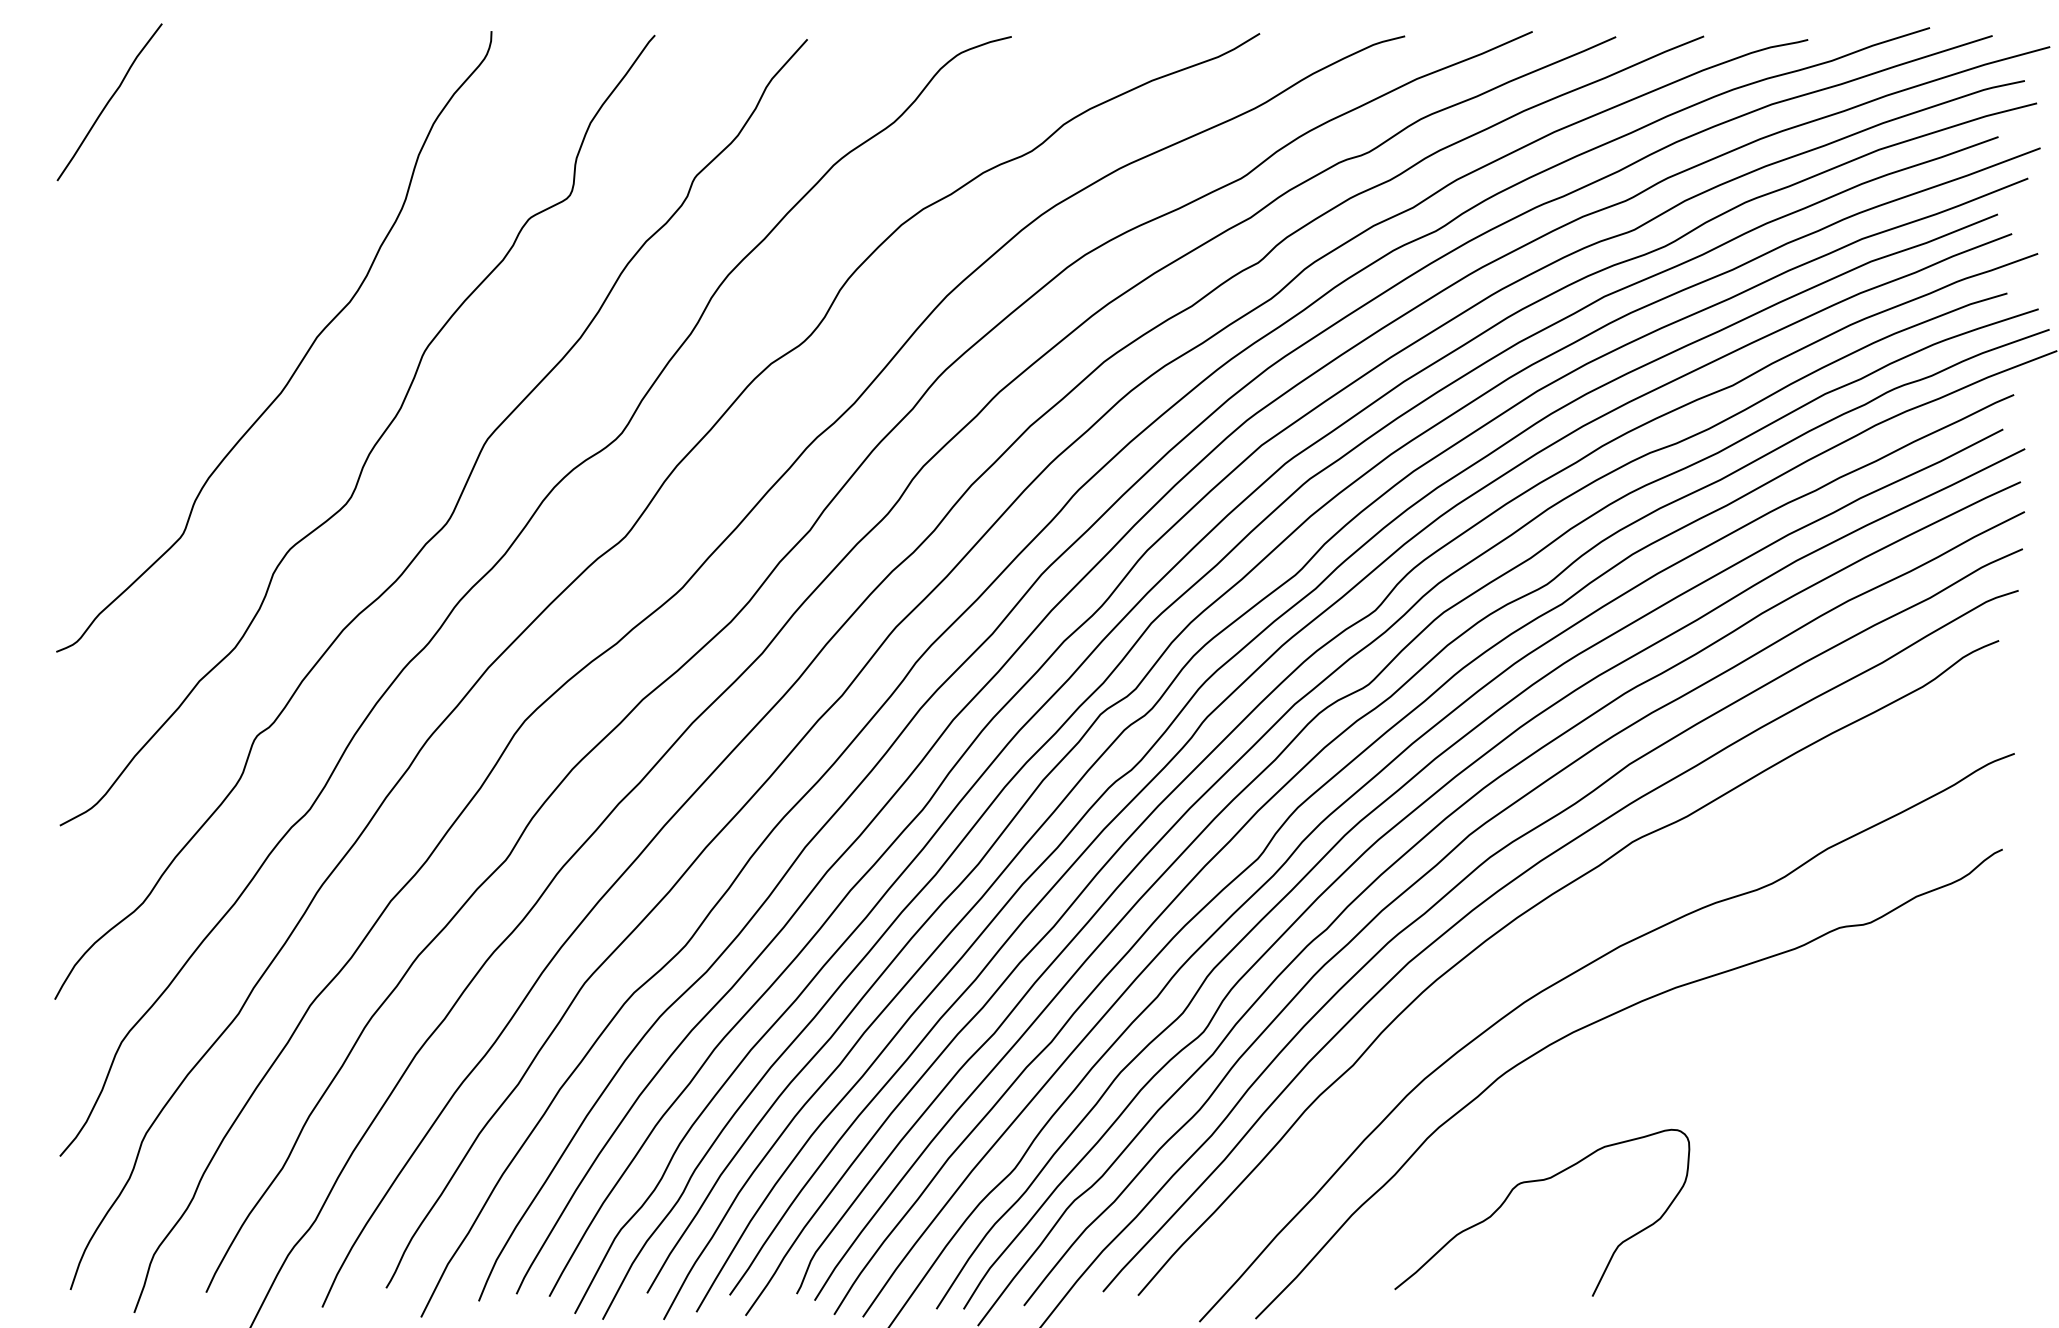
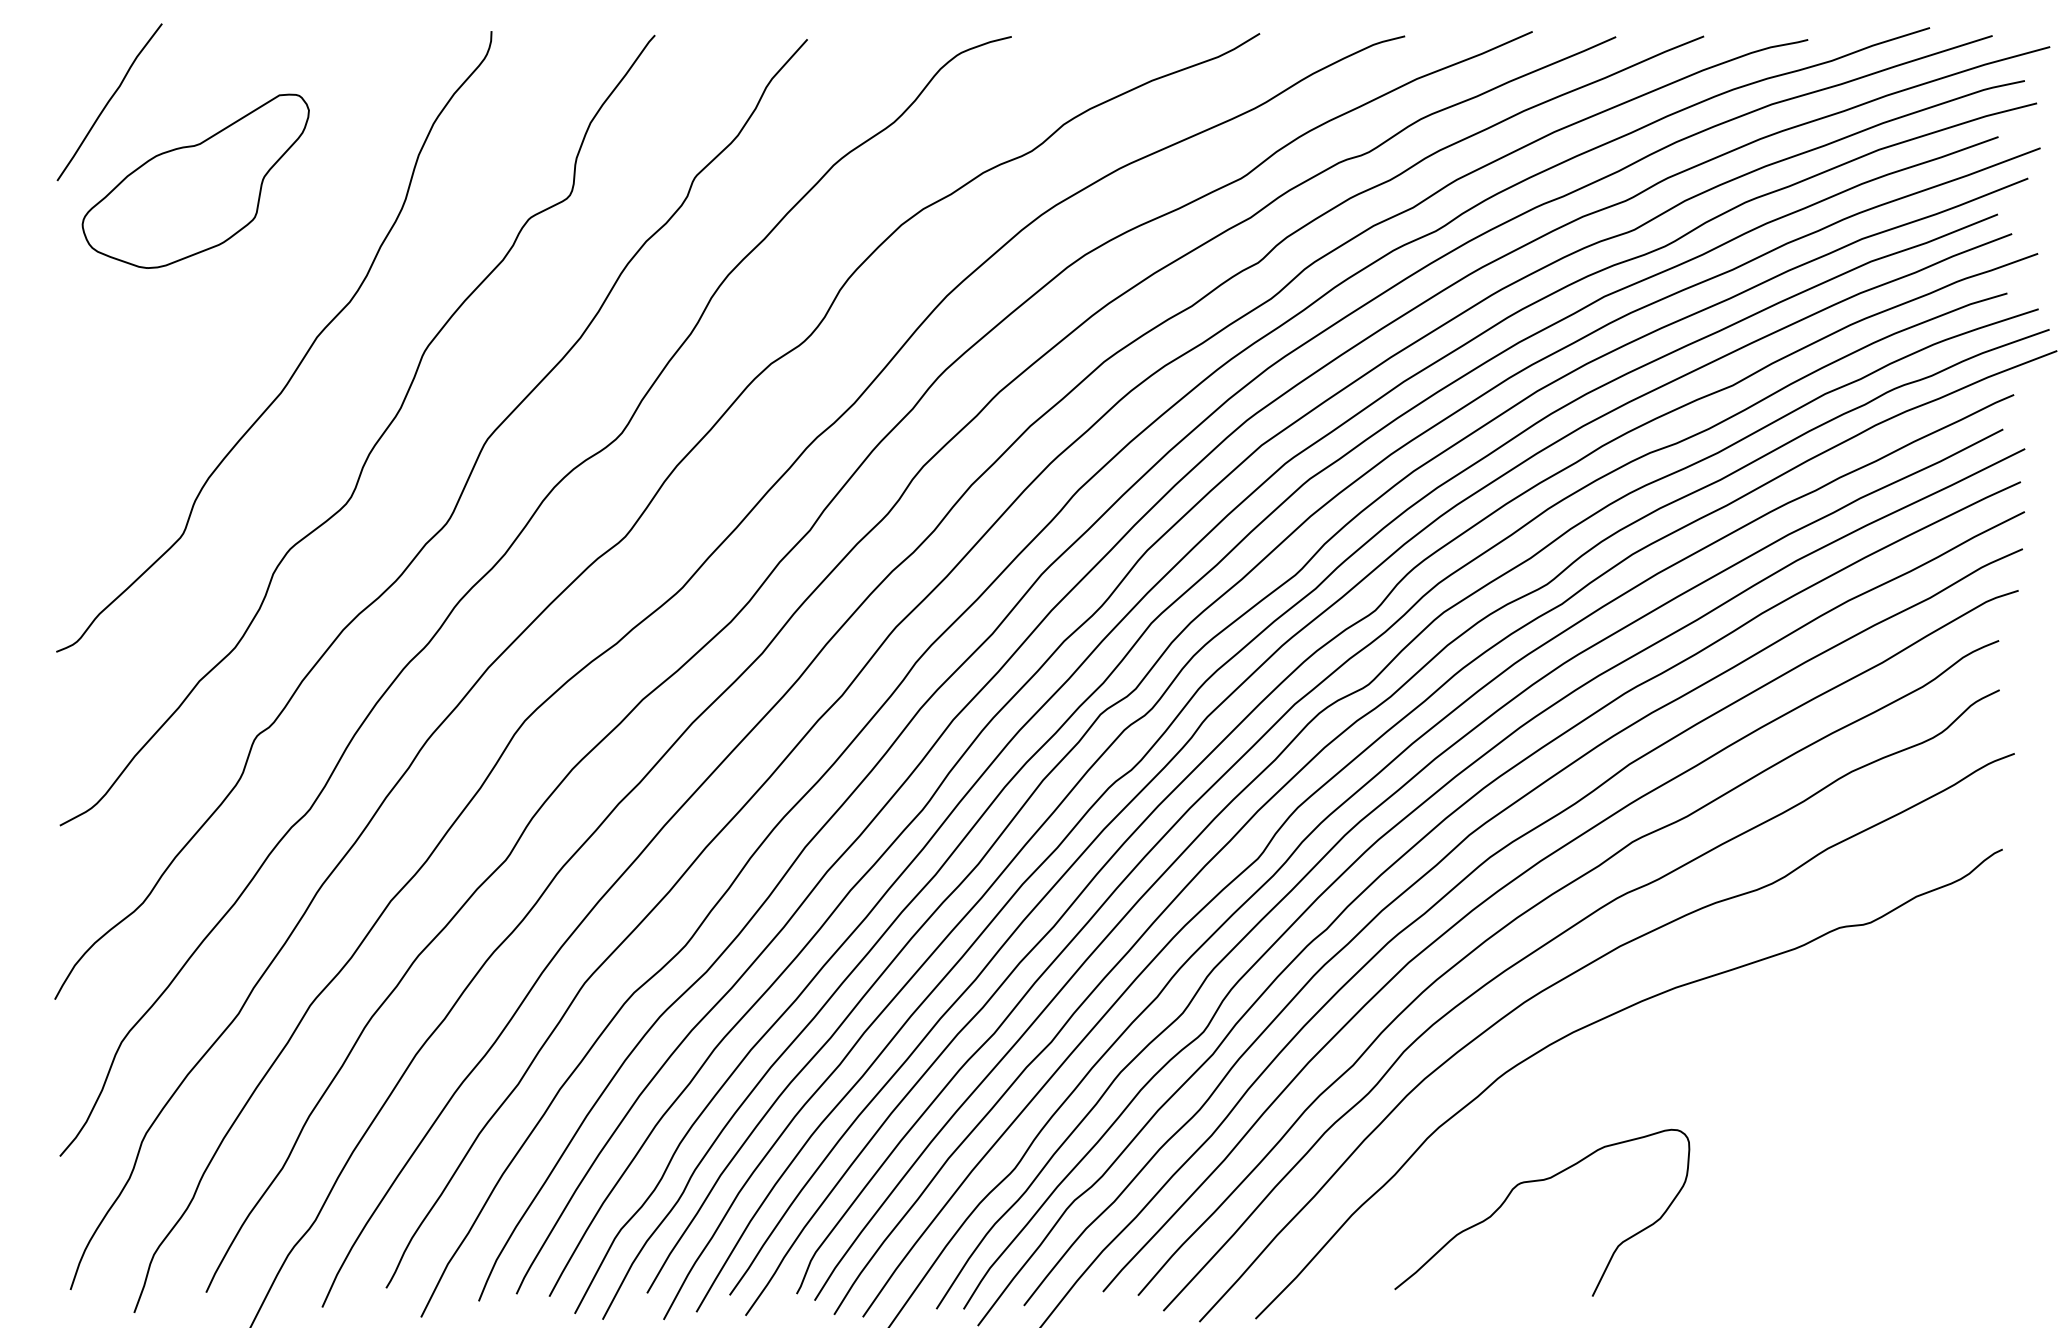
part: none -> present (195, 180)
curve: none -> present (1544, 946)
